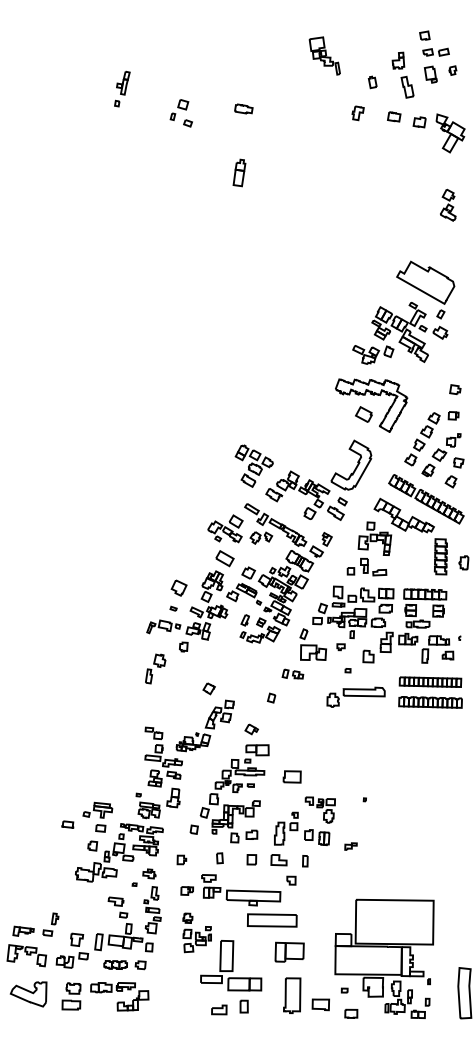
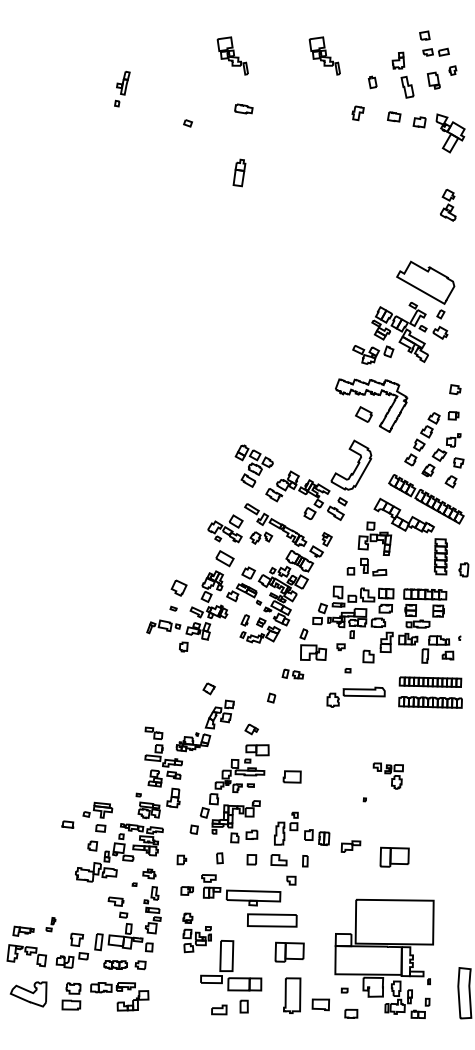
part: none -> present (232, 55)
part position: (430, 74) -> (433, 80) (433, 80)
part: present -> none (179, 109)
part position: (463, 562) -> (463, 569) (463, 569)
part: present -> none (155, 668)
part position: (319, 809) -> (387, 775) (387, 775)
part size: 14x9 px -> 22x13 px (350, 846)
part: none -> present (394, 856)
part size: 18x25 px -> 12x16 px (50, 924)
